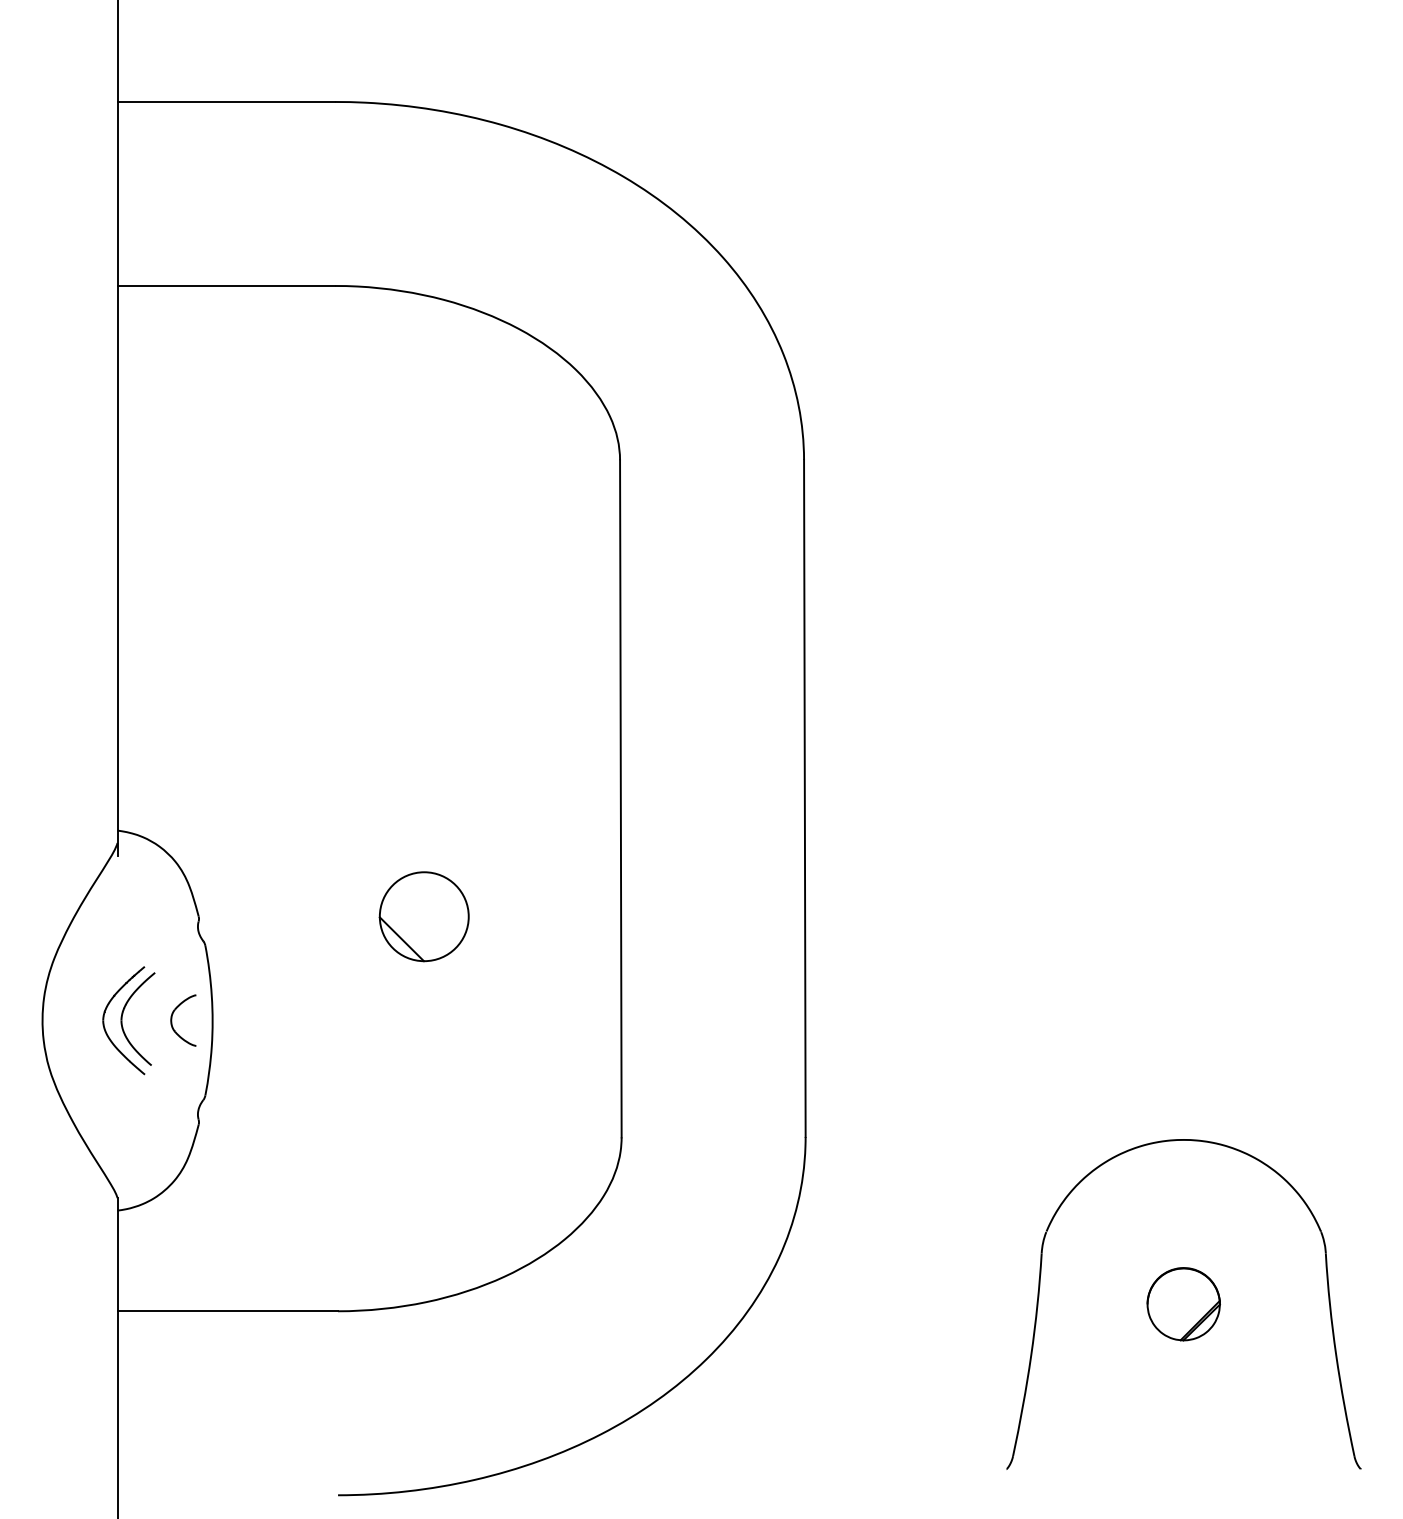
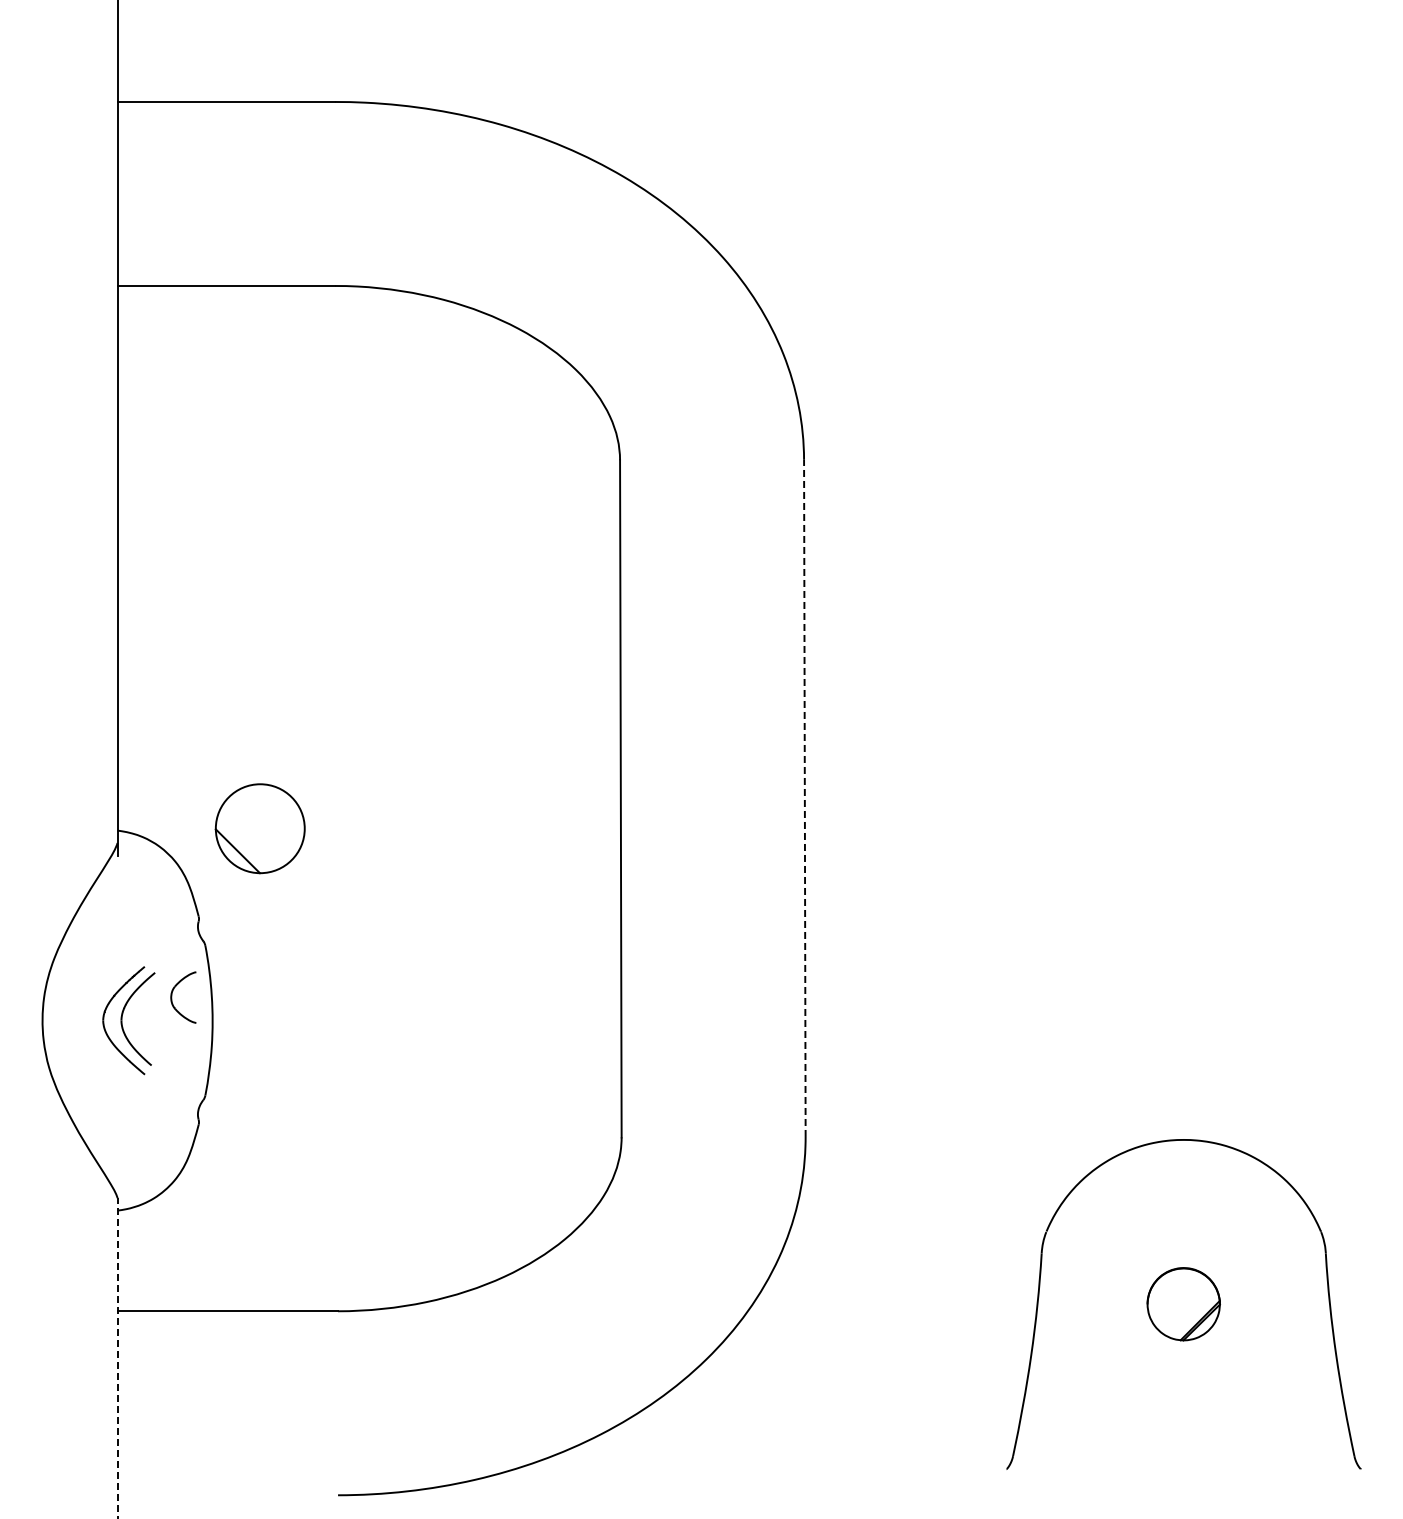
line: solid -> dashed (804, 798)
part position: (423, 916) -> (259, 828) (259, 828)
part position: (172, 1020) -> (172, 997) (172, 997)
line: solid -> dashed (117, 1358)
